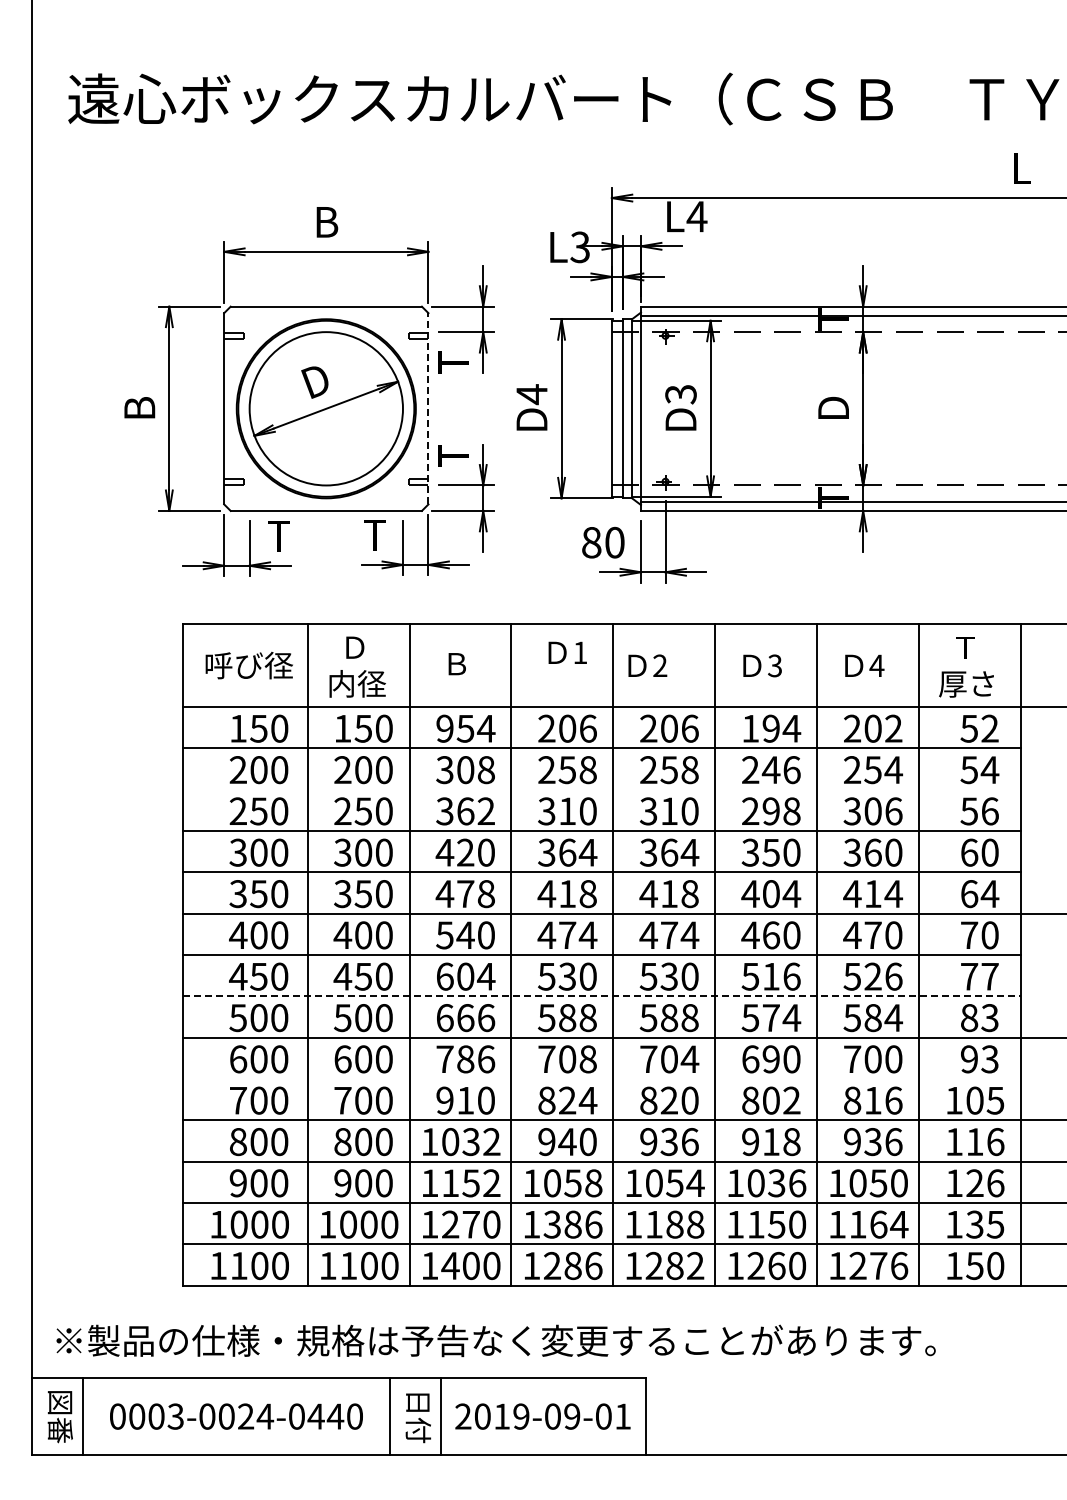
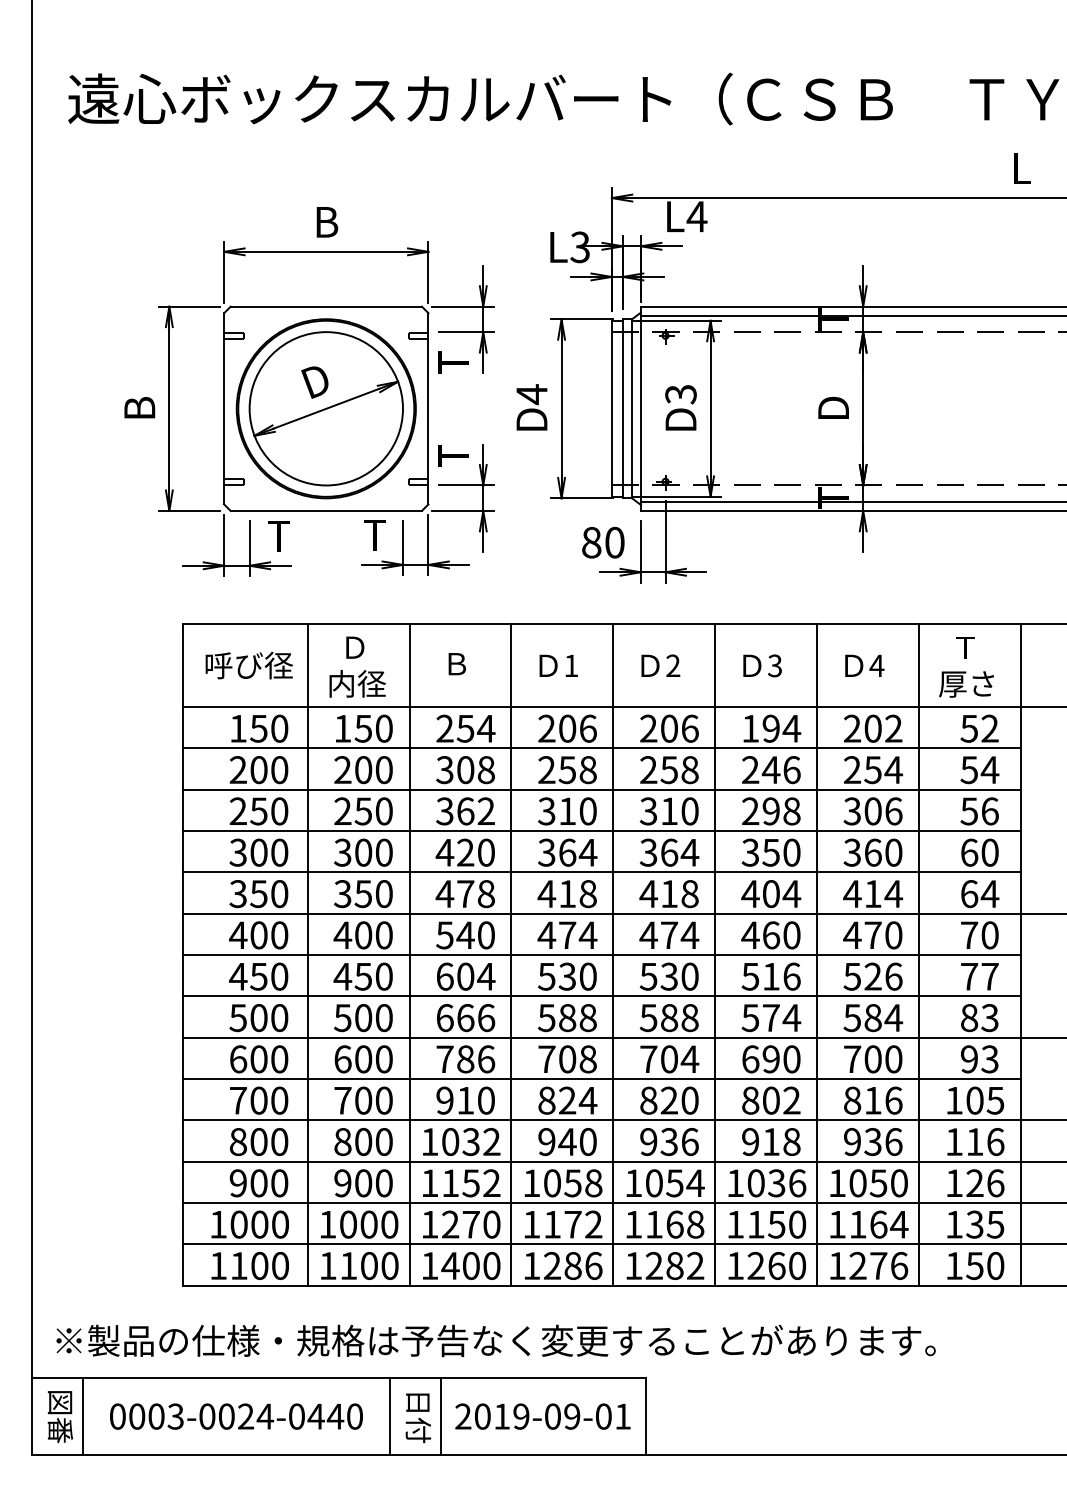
line: dashed -> solid (428, 408)
text position: (567, 652) -> (558, 665) (558, 665)
text position: (647, 665) -> (660, 665) (660, 665)
text: 954 -> 254 (444, 728)
line: none -> present (601, 789)
line: dashed -> solid (601, 996)
line: none -> present (601, 1078)
text: 1386 -> 1172 (572, 1224)
text: 1188 -> 1168 (674, 1224)
